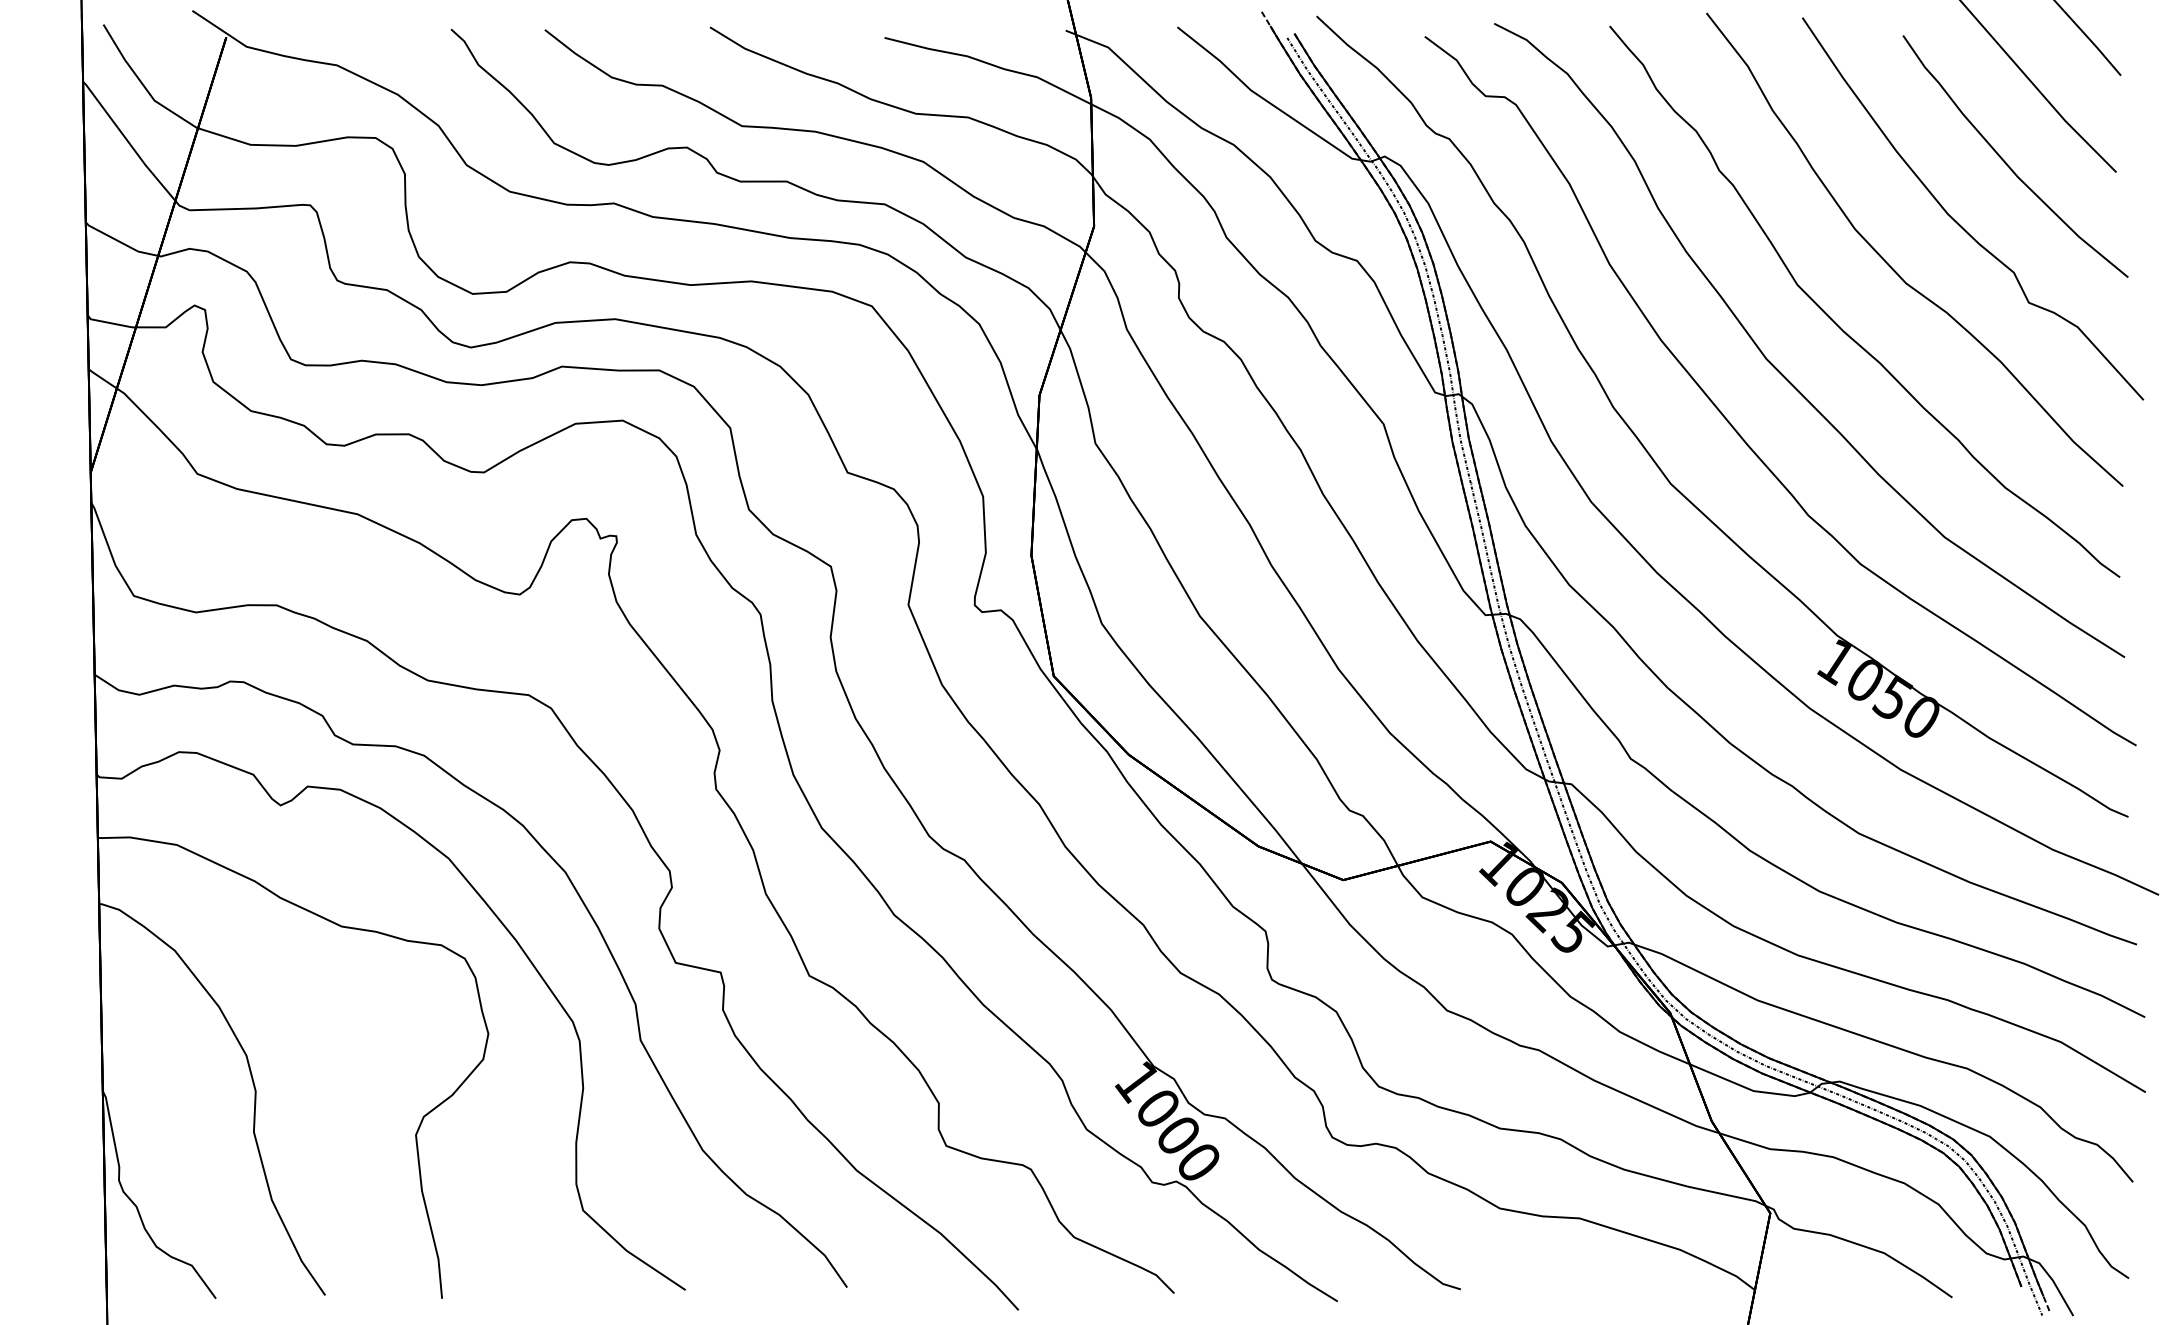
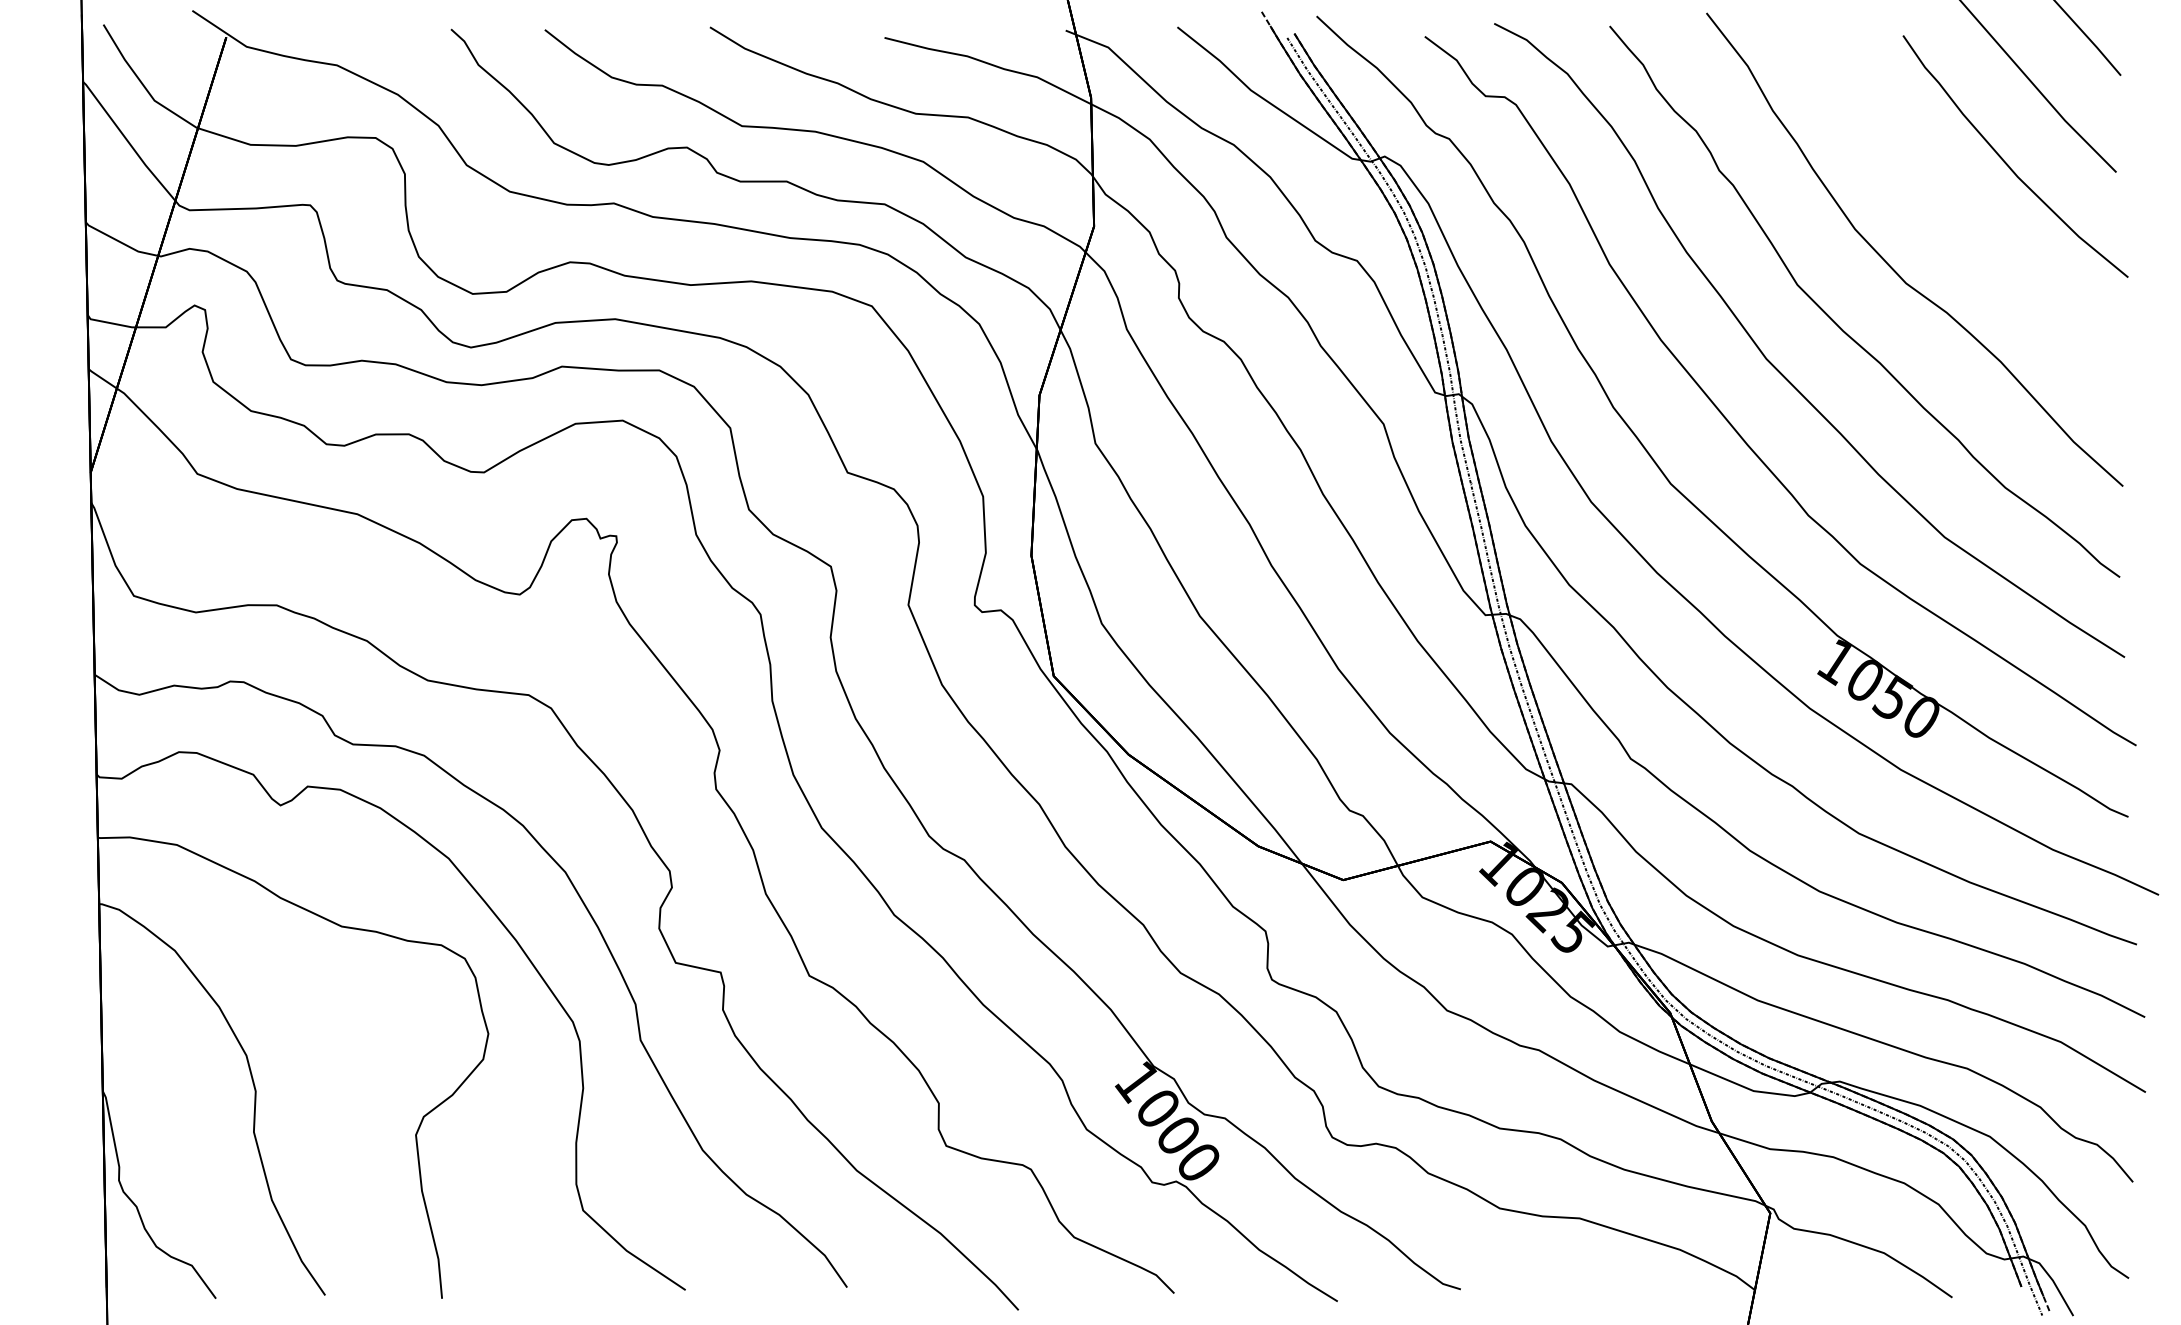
part: present -> none (1958, 222)
